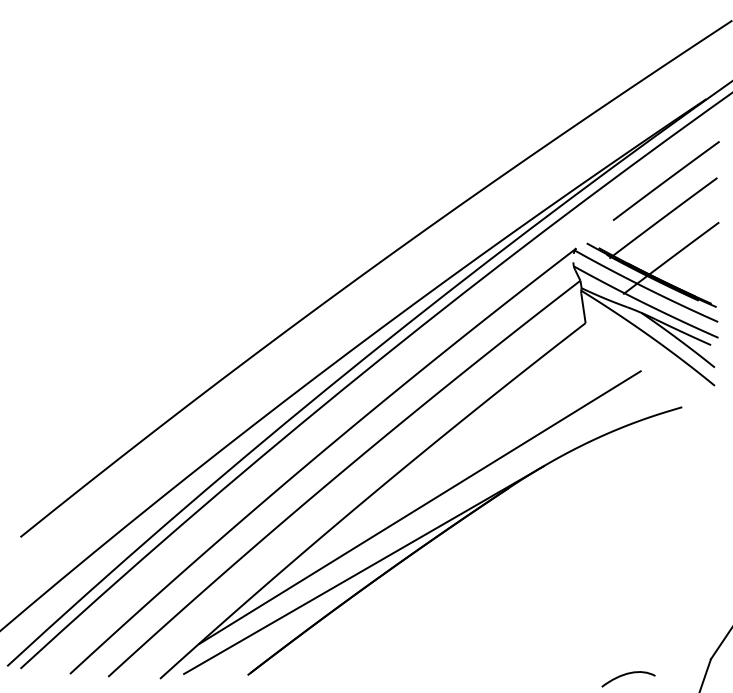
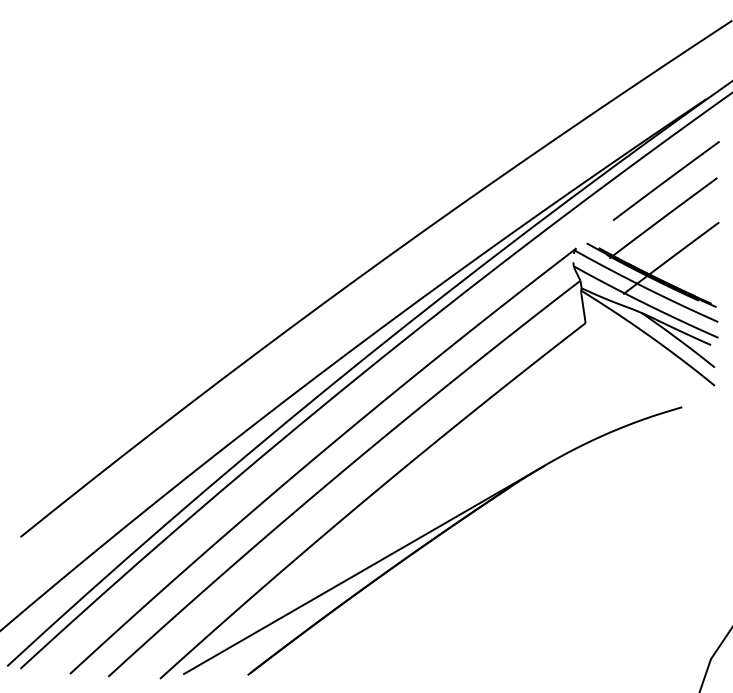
line: present -> none (419, 507)
curve: present -> none (628, 674)
